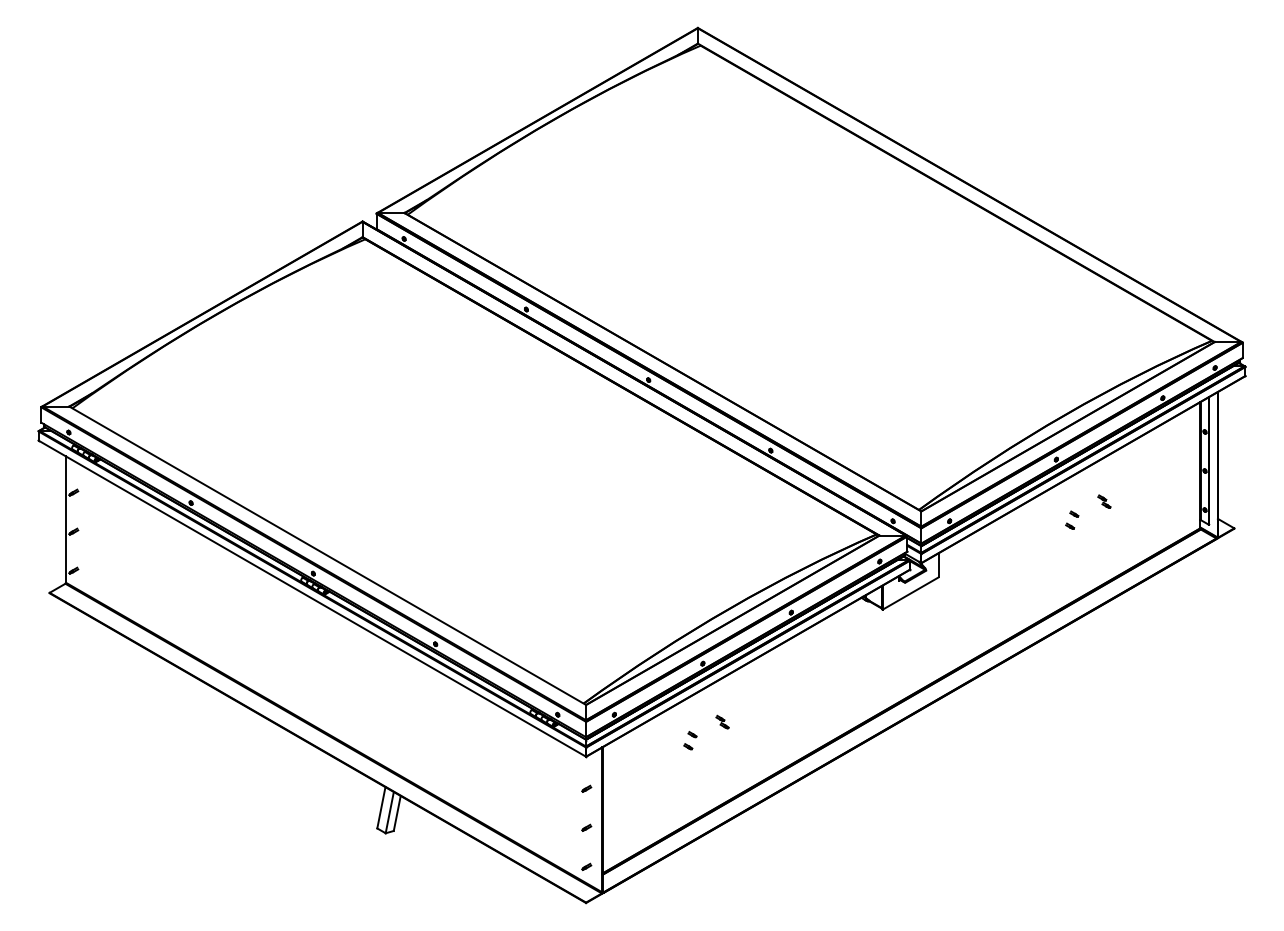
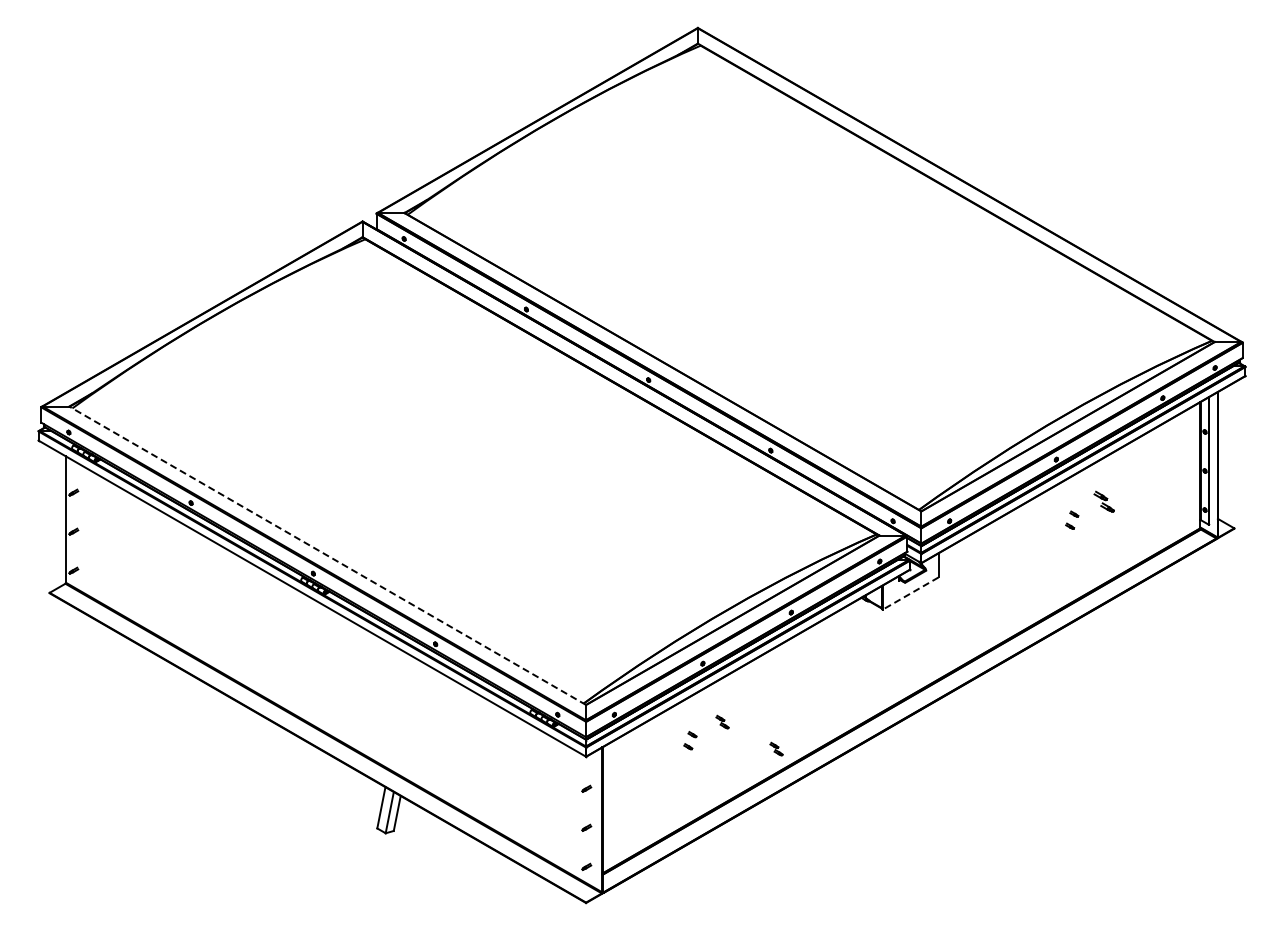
part size: 15x15 px -> 22x23 px (1103, 501)
line: solid -> dashed (327, 555)
line: solid -> dashed (910, 593)
part: none -> present (776, 748)
